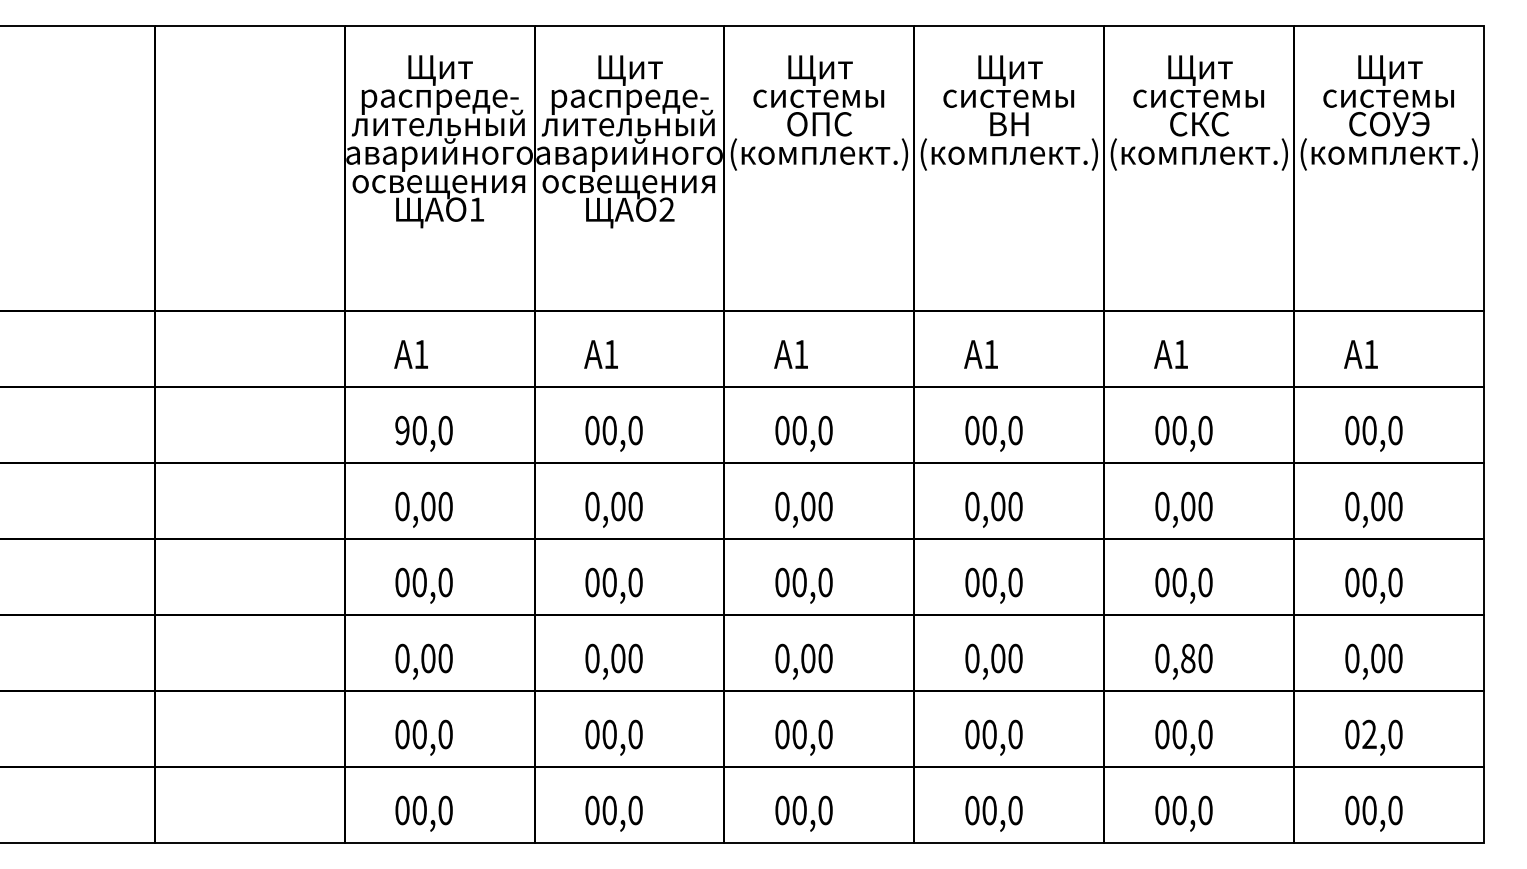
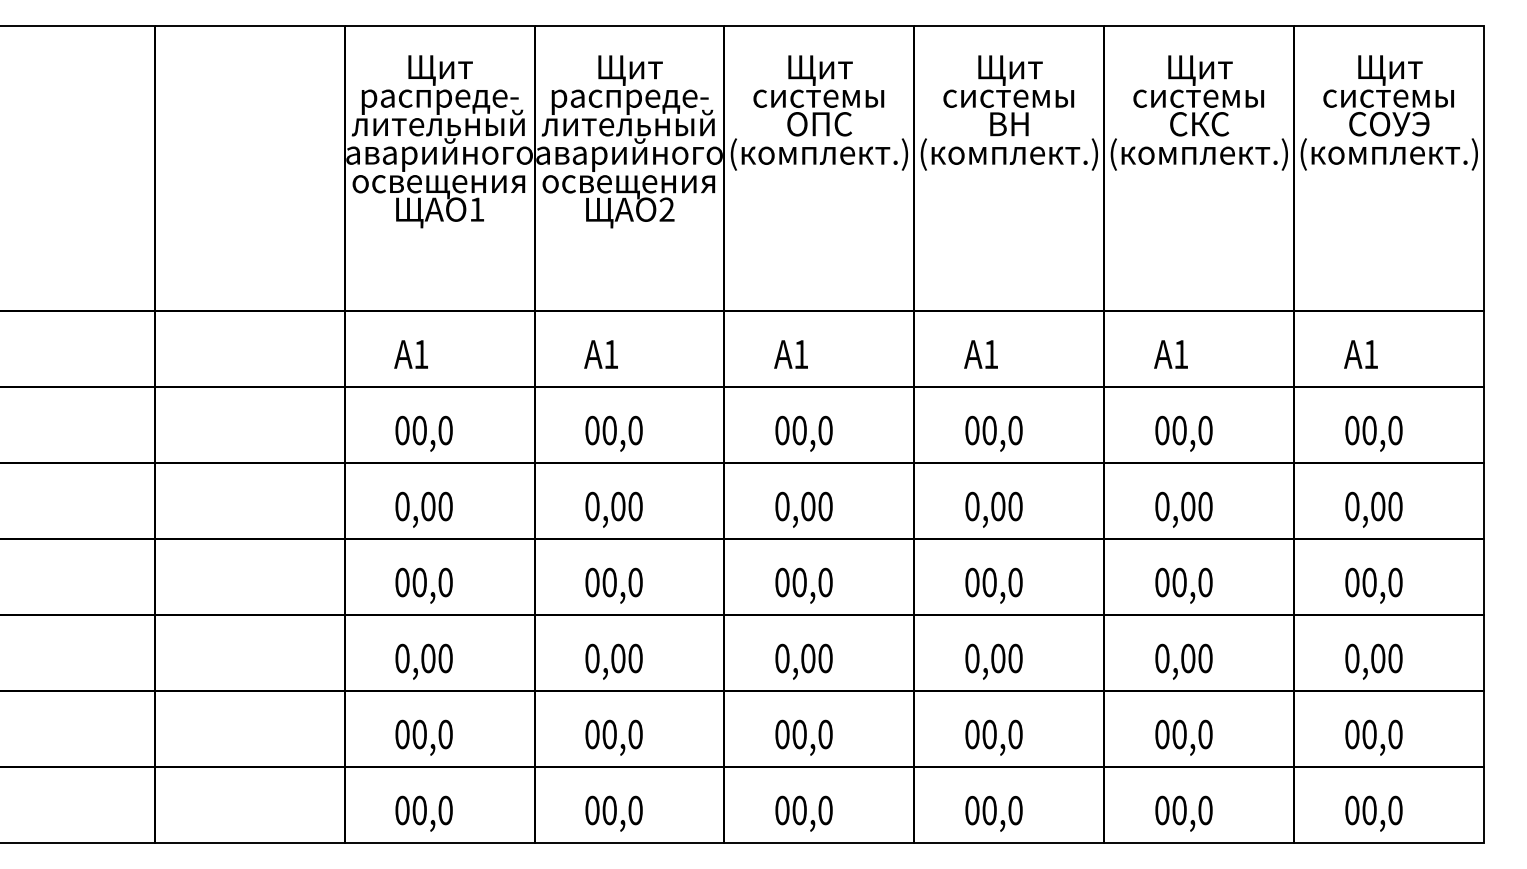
text: 90,0 -> 00,0 (402, 430)
text: 0,80 -> 0,00 (1188, 658)
text: 02,0 -> 00,0 (1369, 734)
